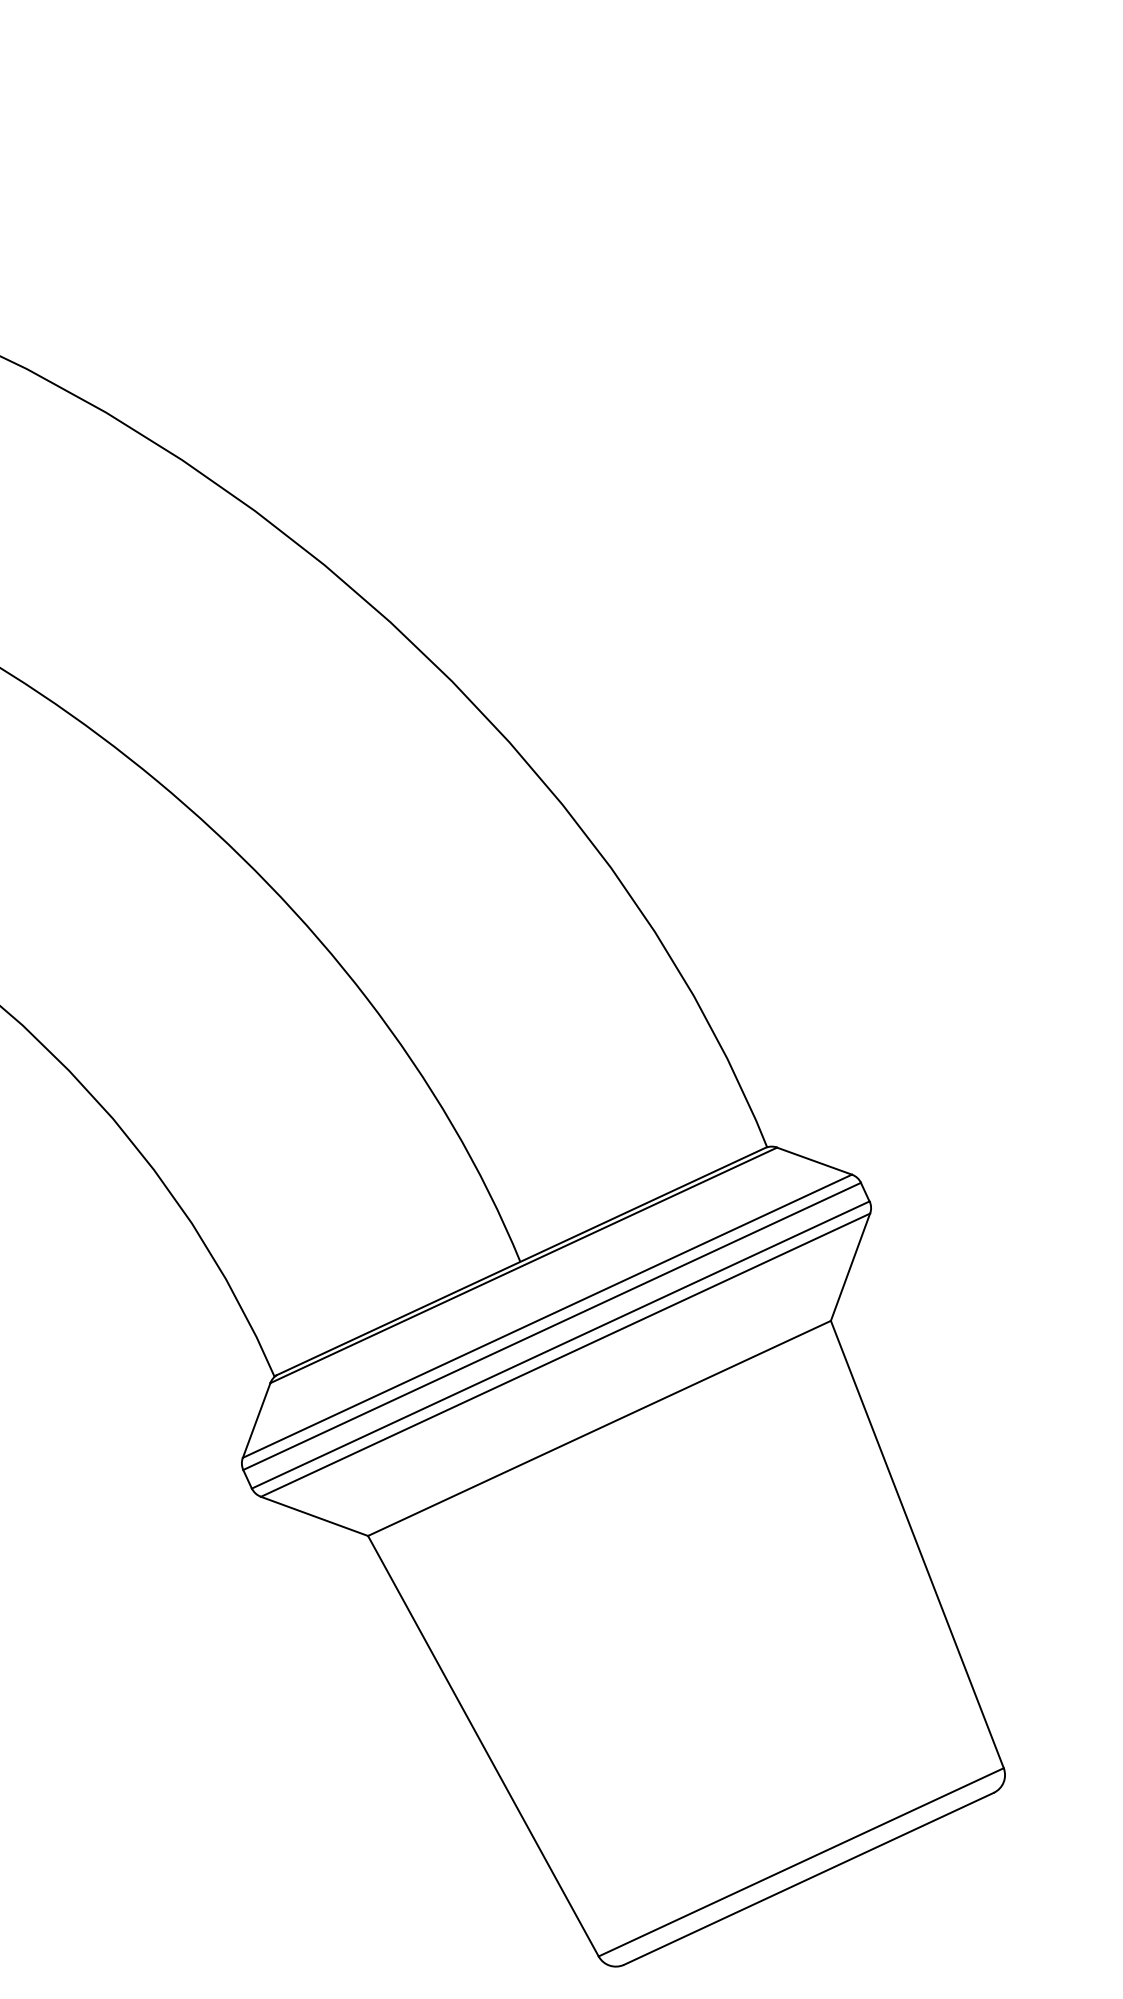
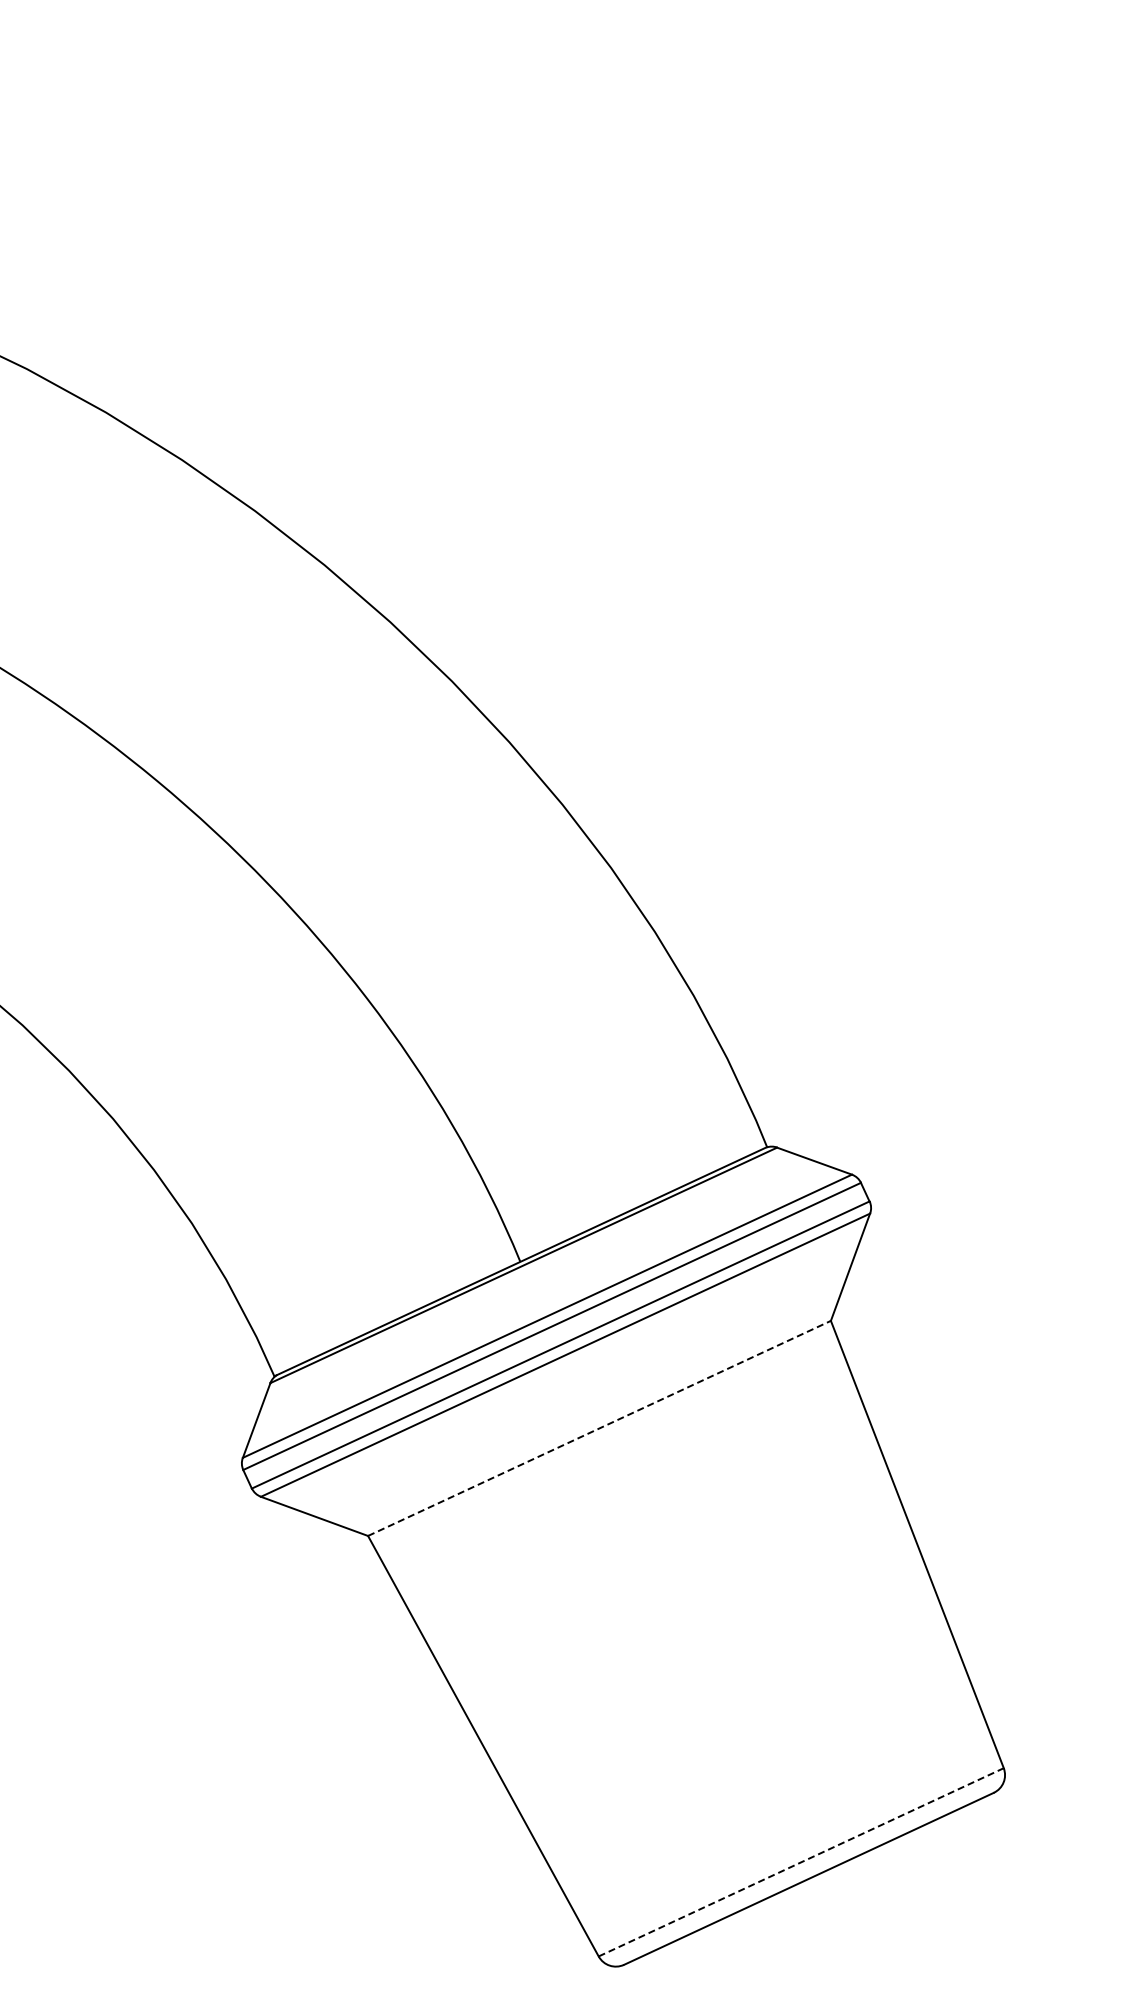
line: solid -> dashed (599, 1428)
line: solid -> dashed (801, 1862)
